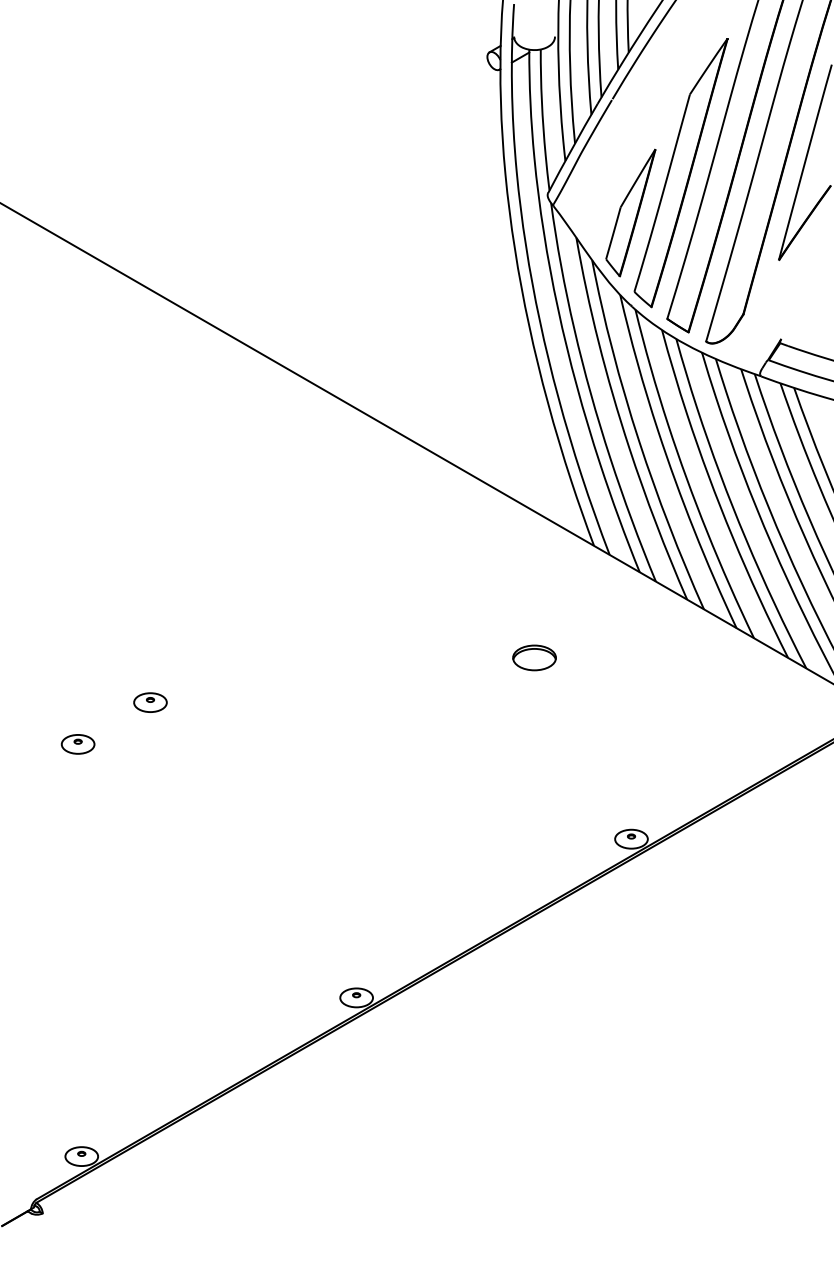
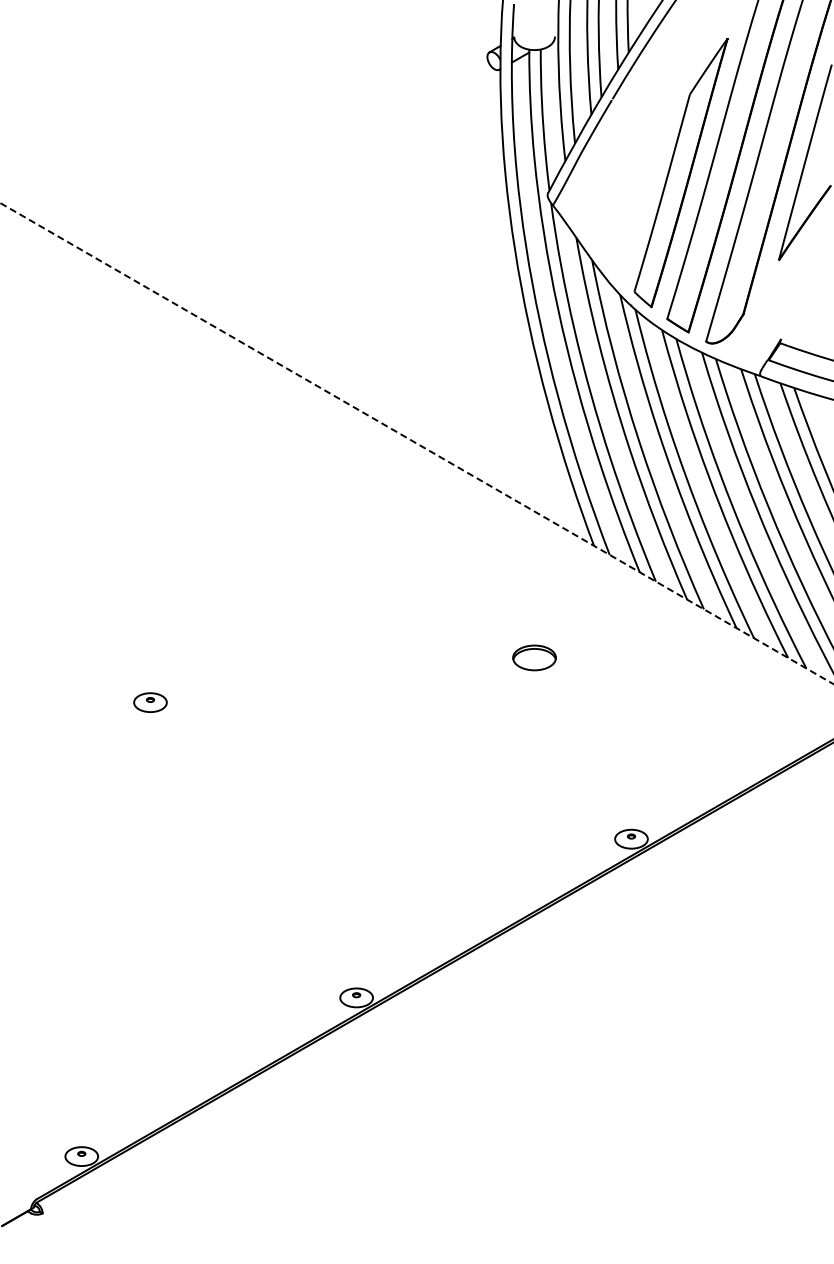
part: present -> none (630, 212)
line: solid -> dashed (417, 443)
part: present -> none (77, 744)
